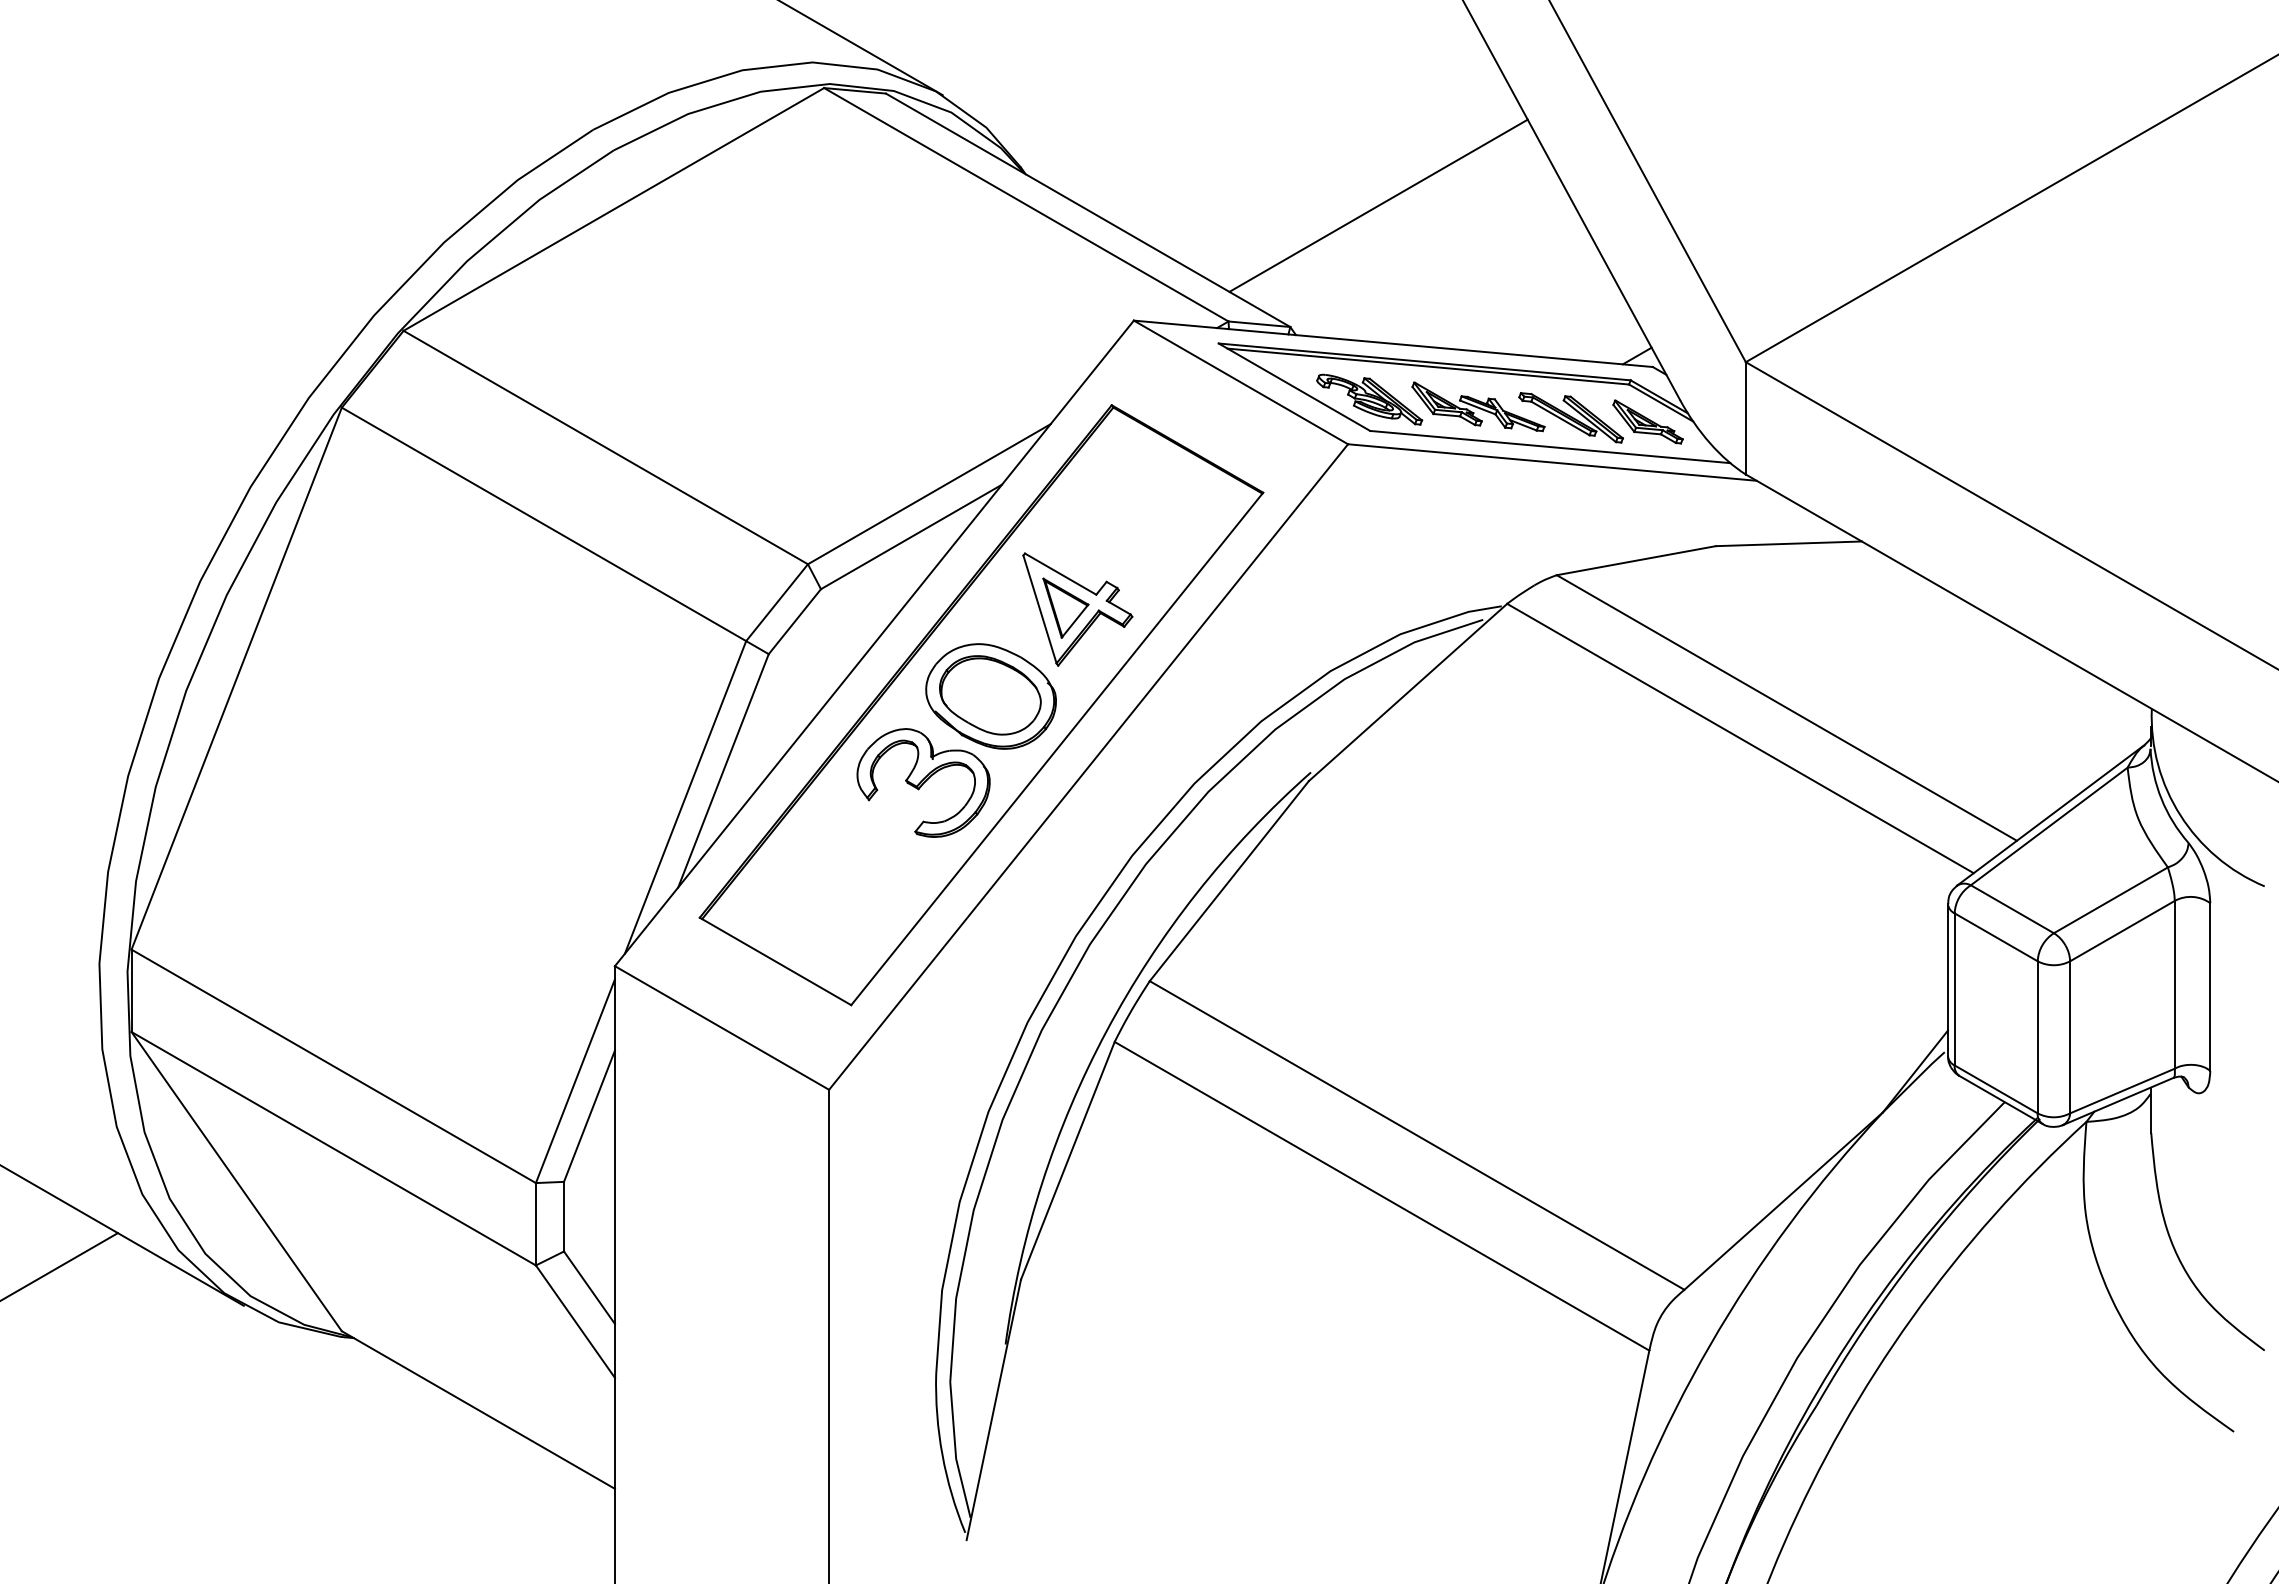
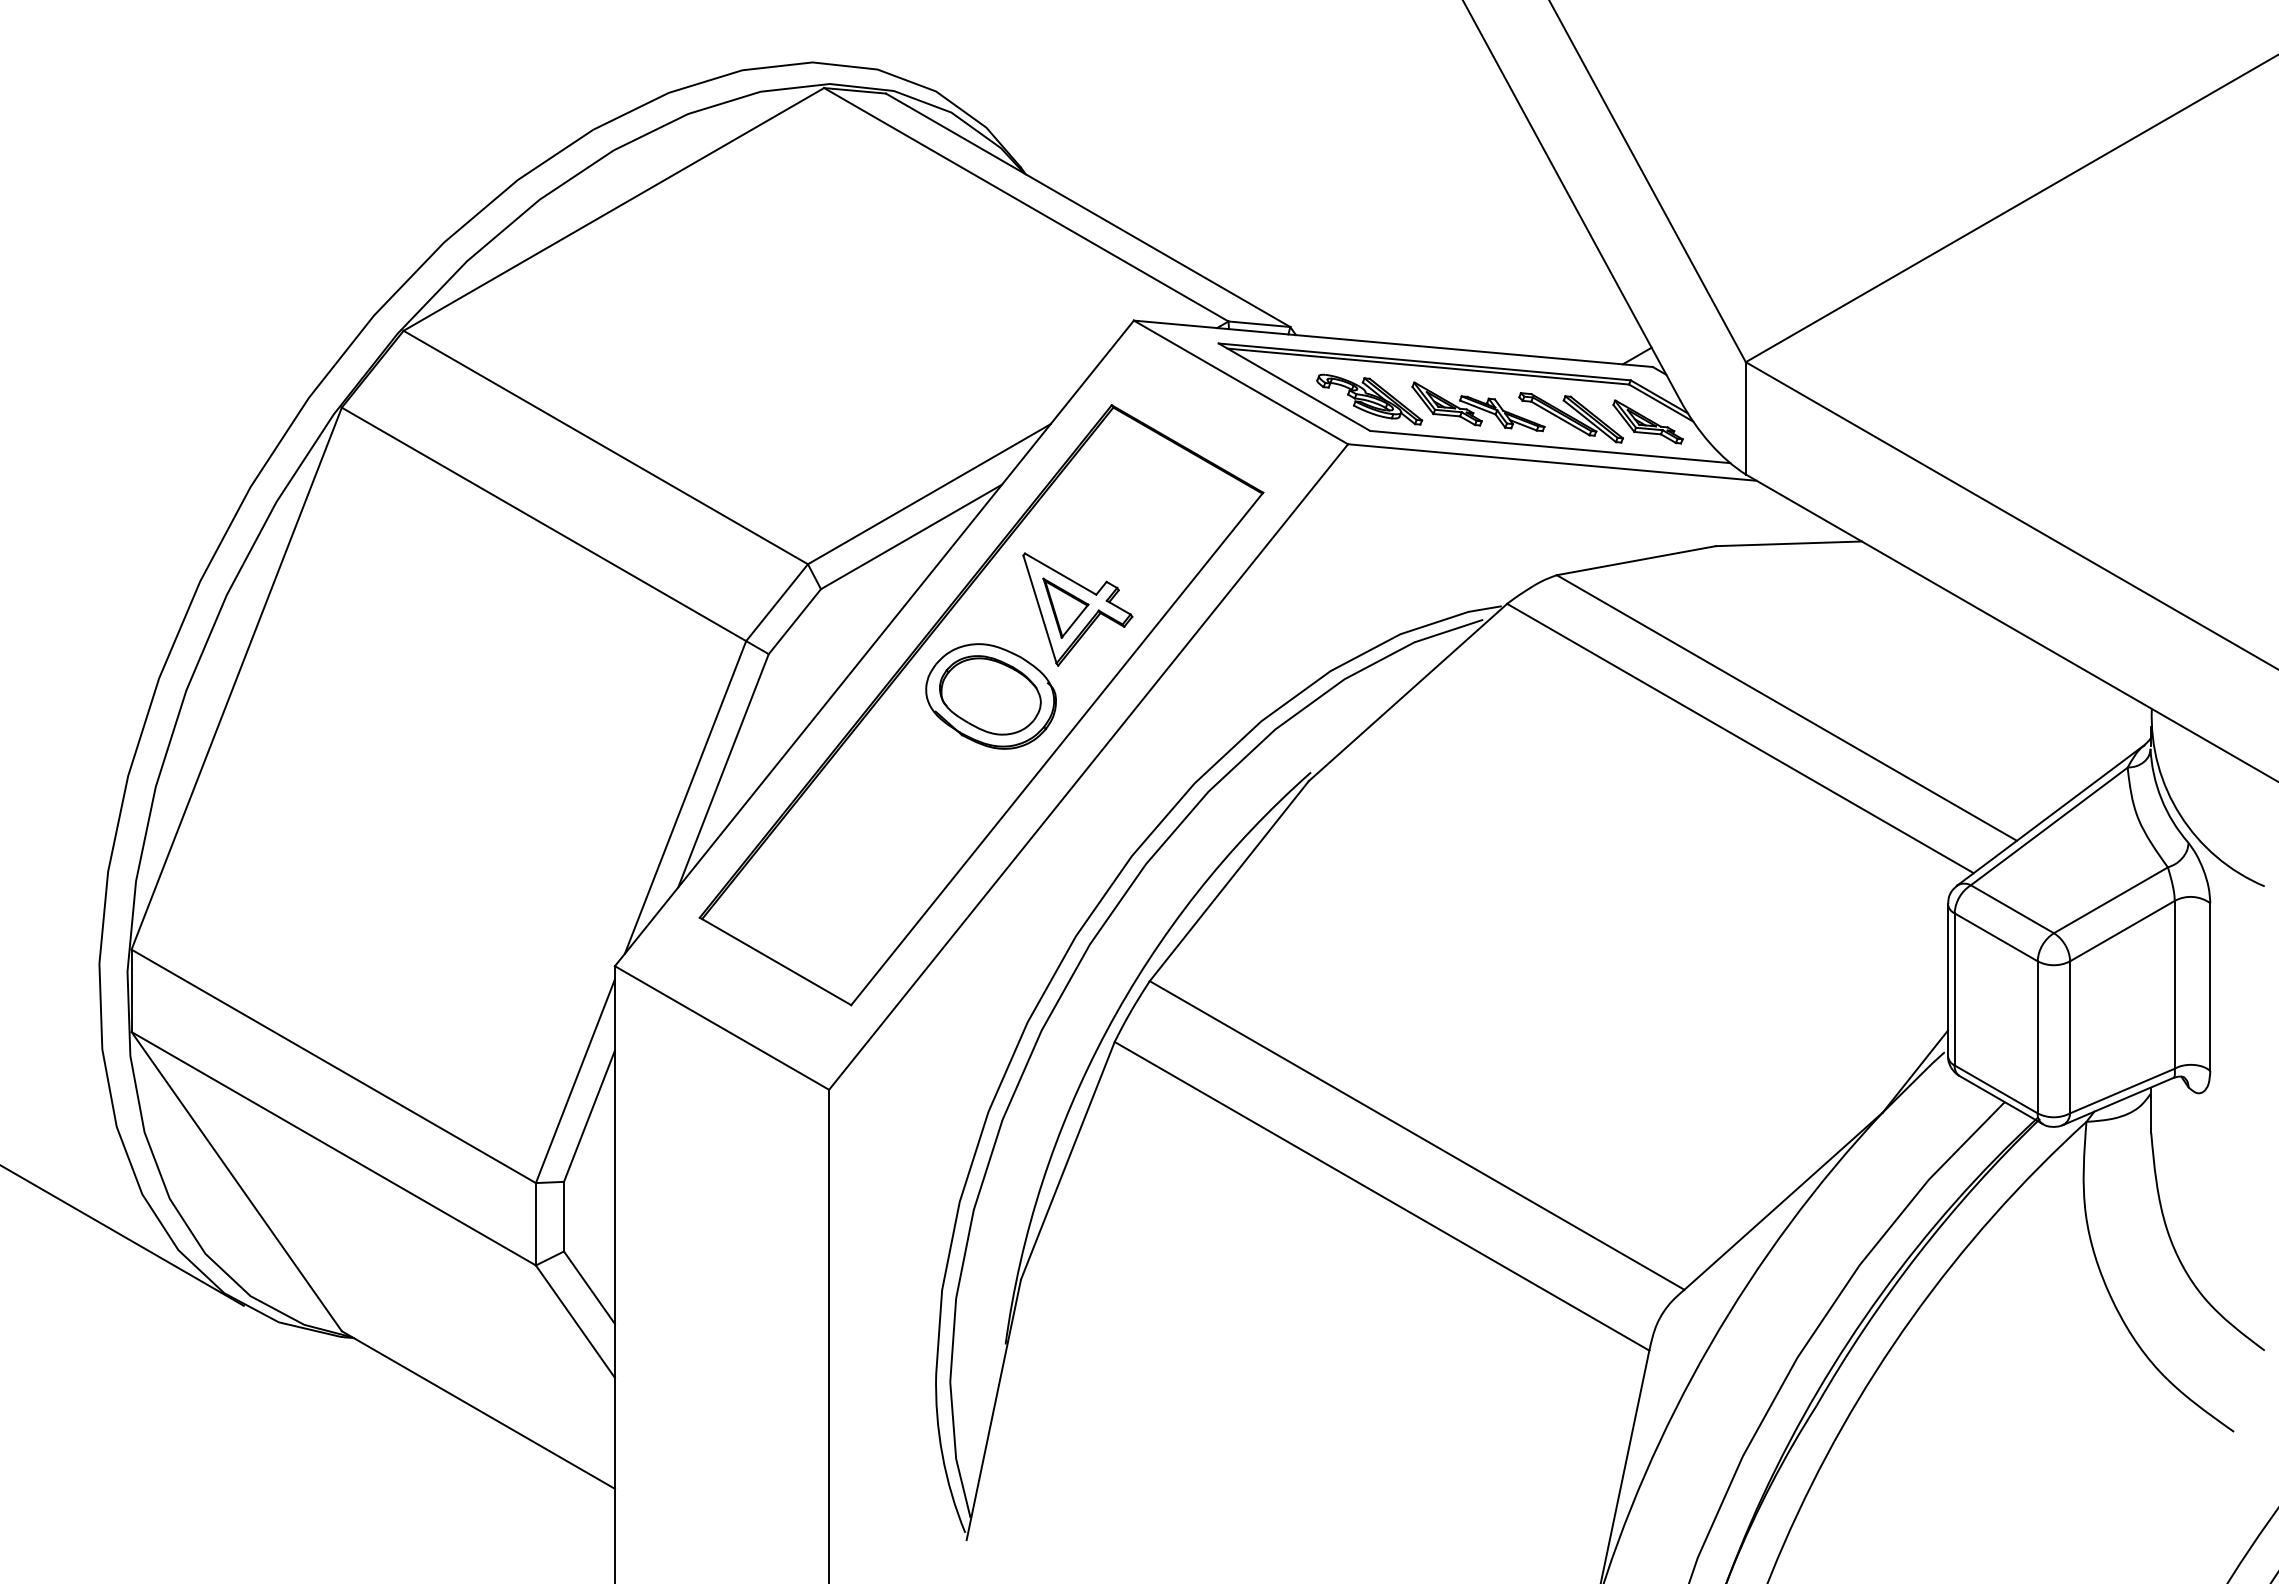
line: present -> none (861, 48)
line: present -> none (1378, 205)
part: present -> none (923, 782)
line: present -> none (59, 1266)
